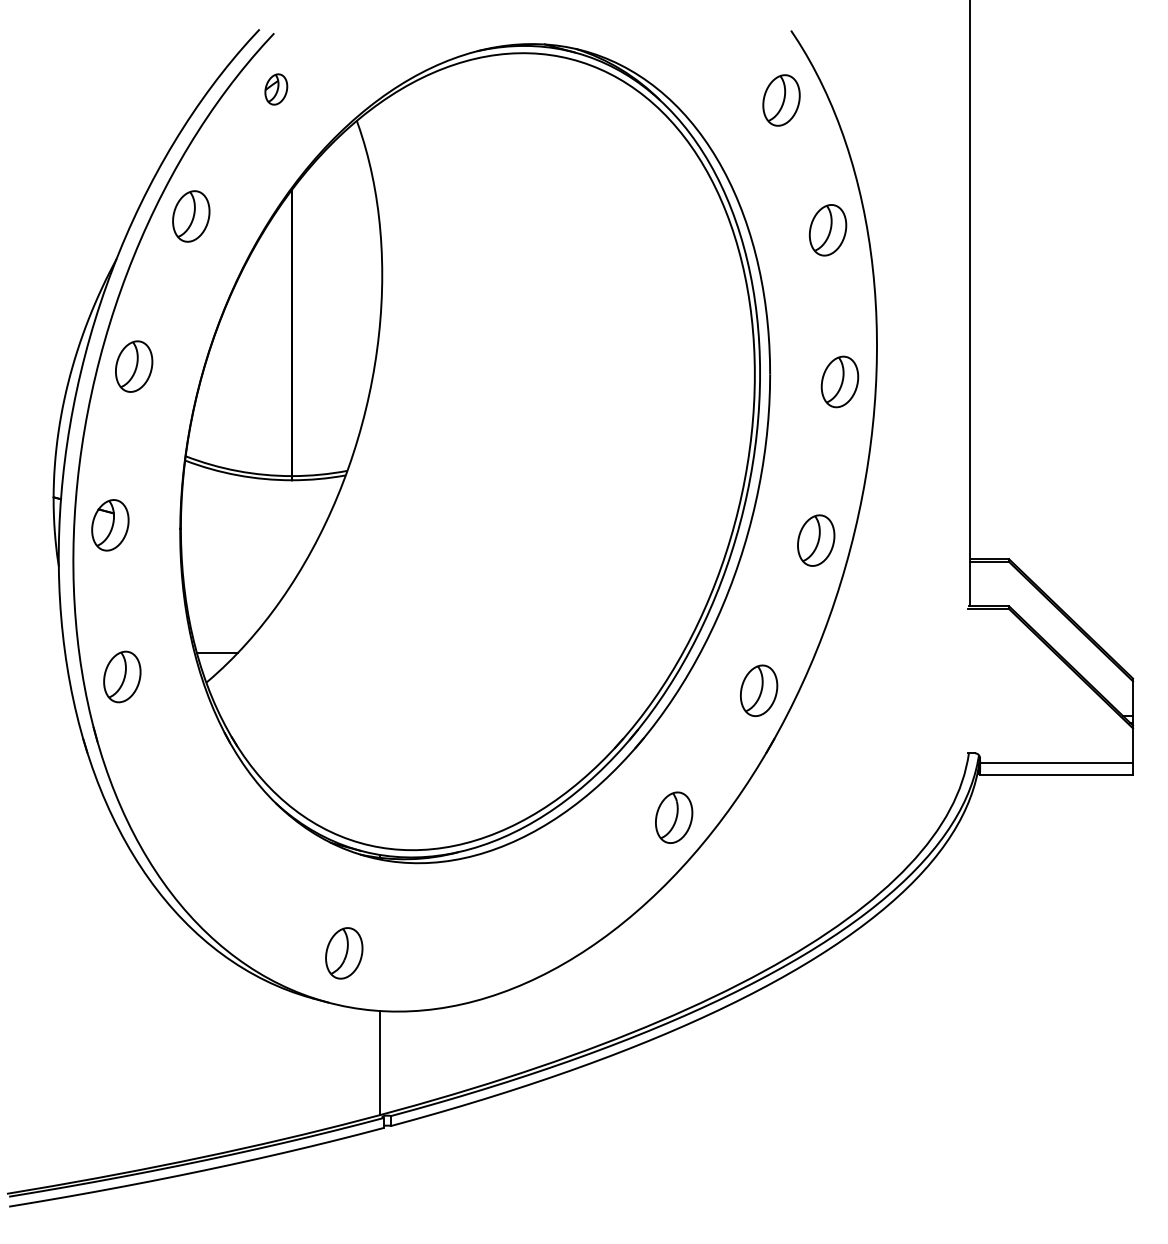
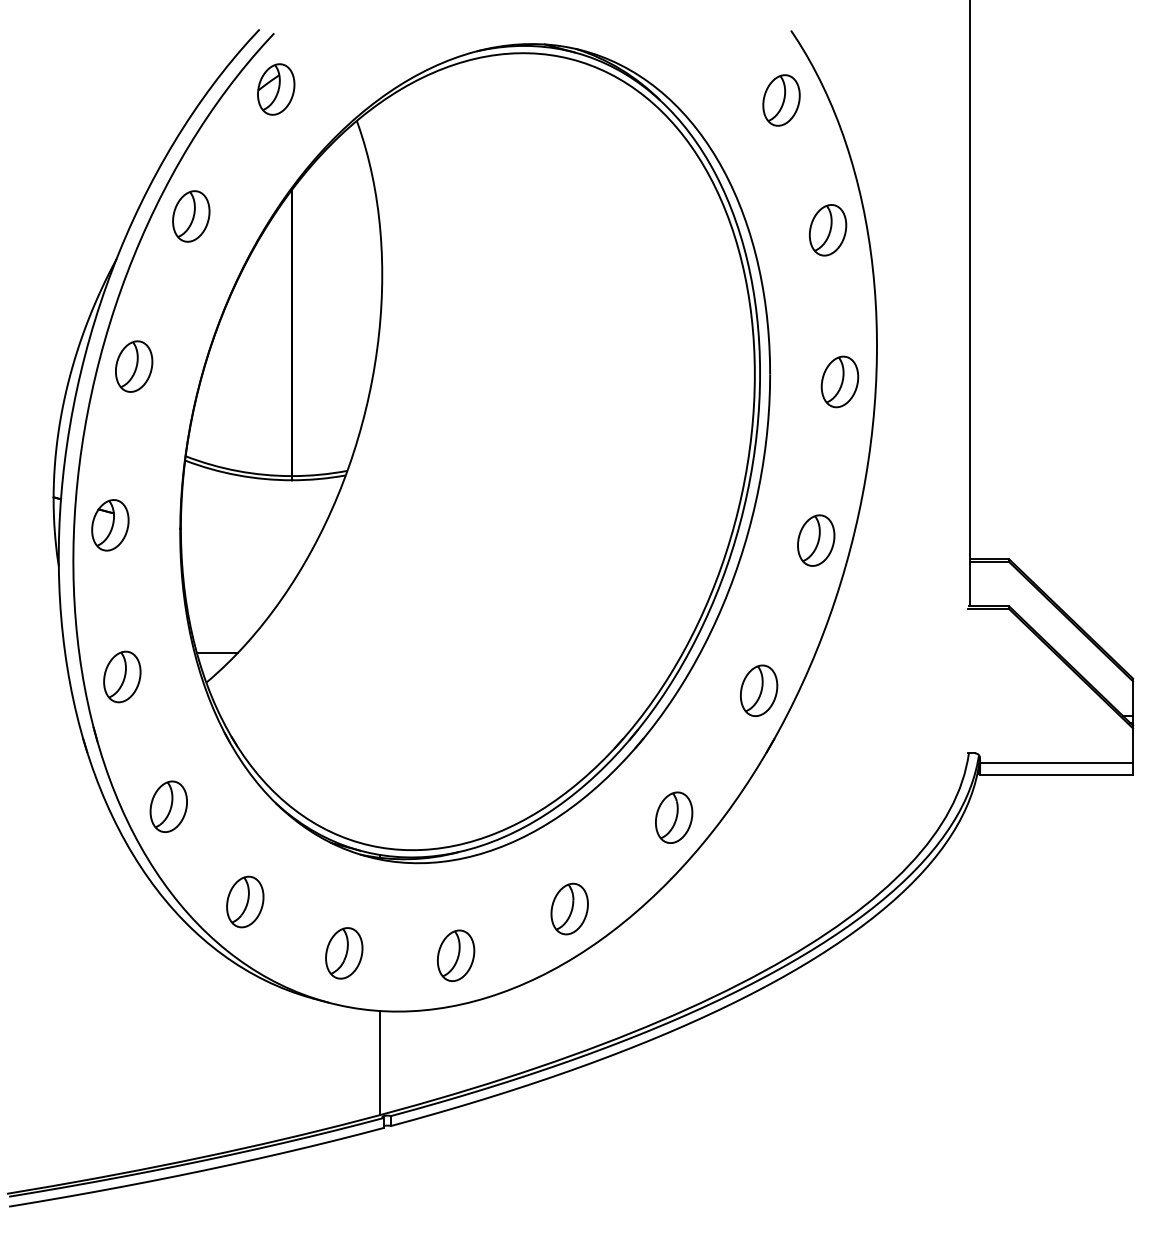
part size: 25x33 px -> 39x53 px (276, 89)
part: none -> present (168, 806)
part: none -> present (245, 901)
part: none -> present (569, 908)
part: none -> present (455, 955)
